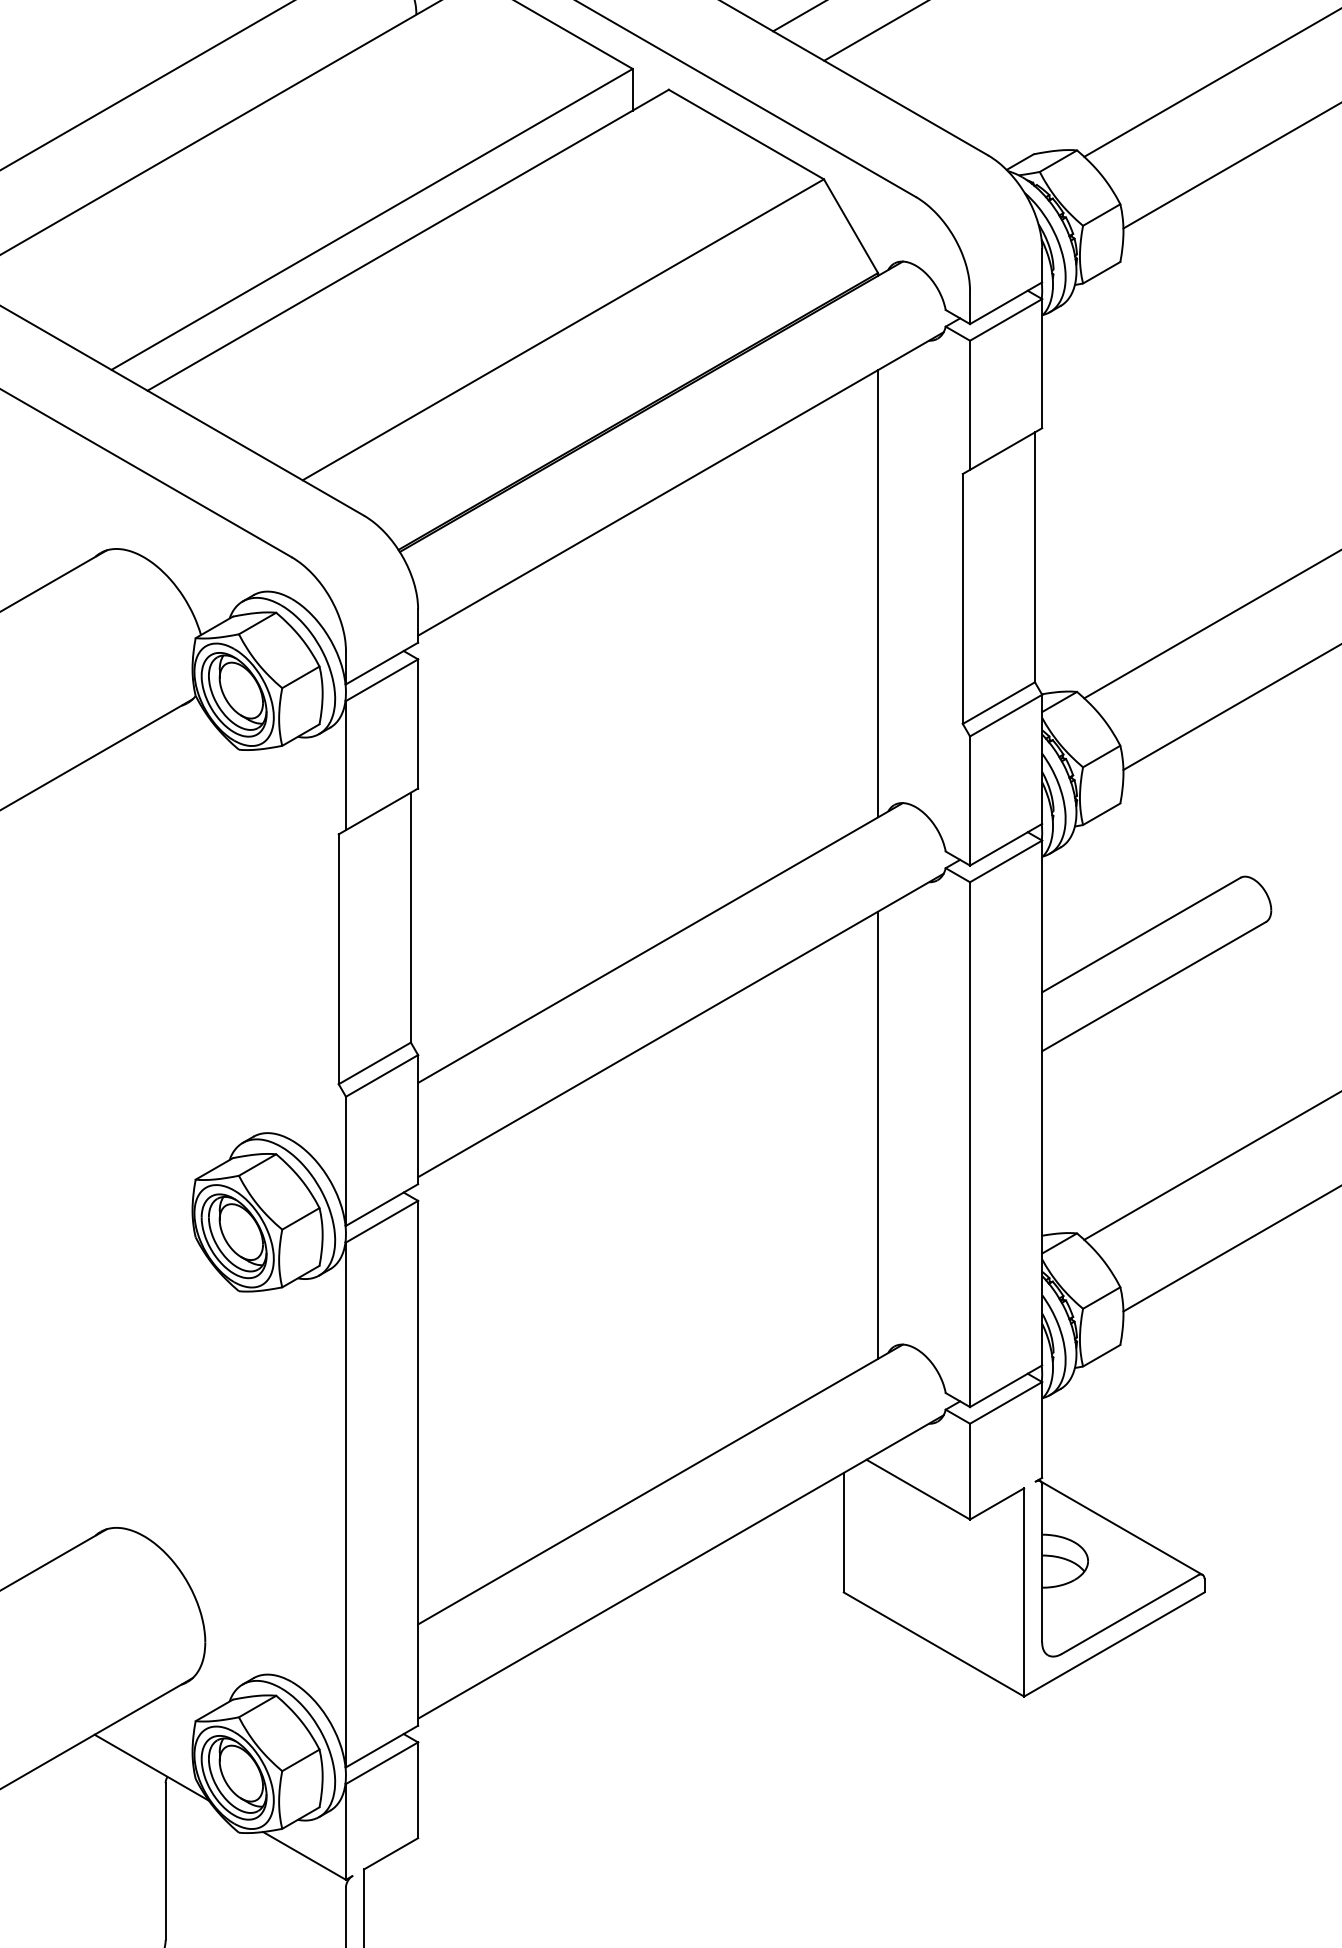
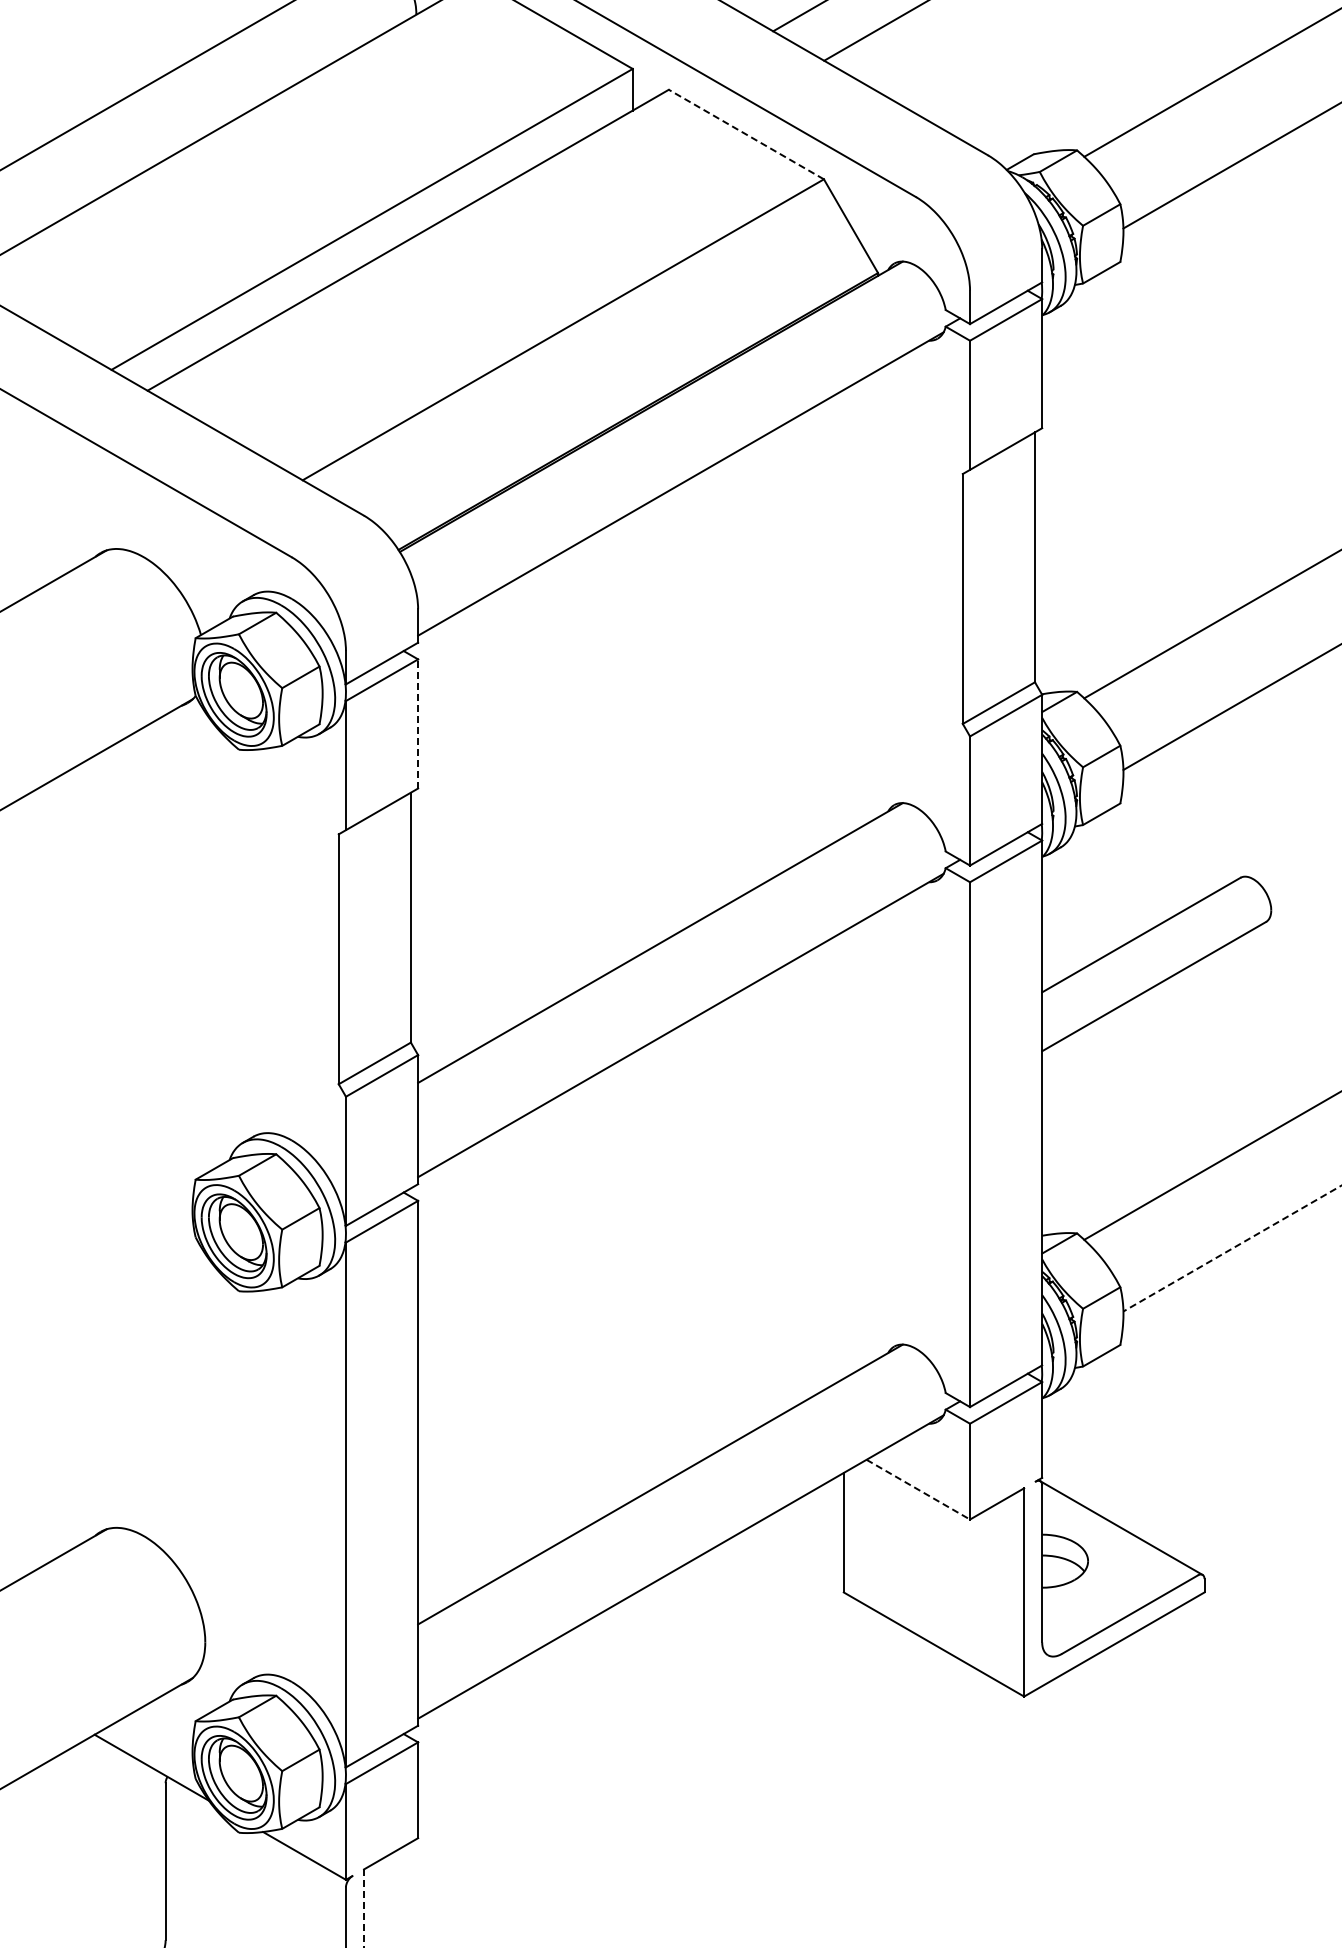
line: solid -> dashed (746, 134)
line: present -> none (878, 593)
line: solid -> dashed (418, 723)
line: present -> none (878, 1134)
line: solid -> dashed (1232, 1248)
line: solid -> dashed (918, 1489)
line: solid -> dashed (364, 1908)
